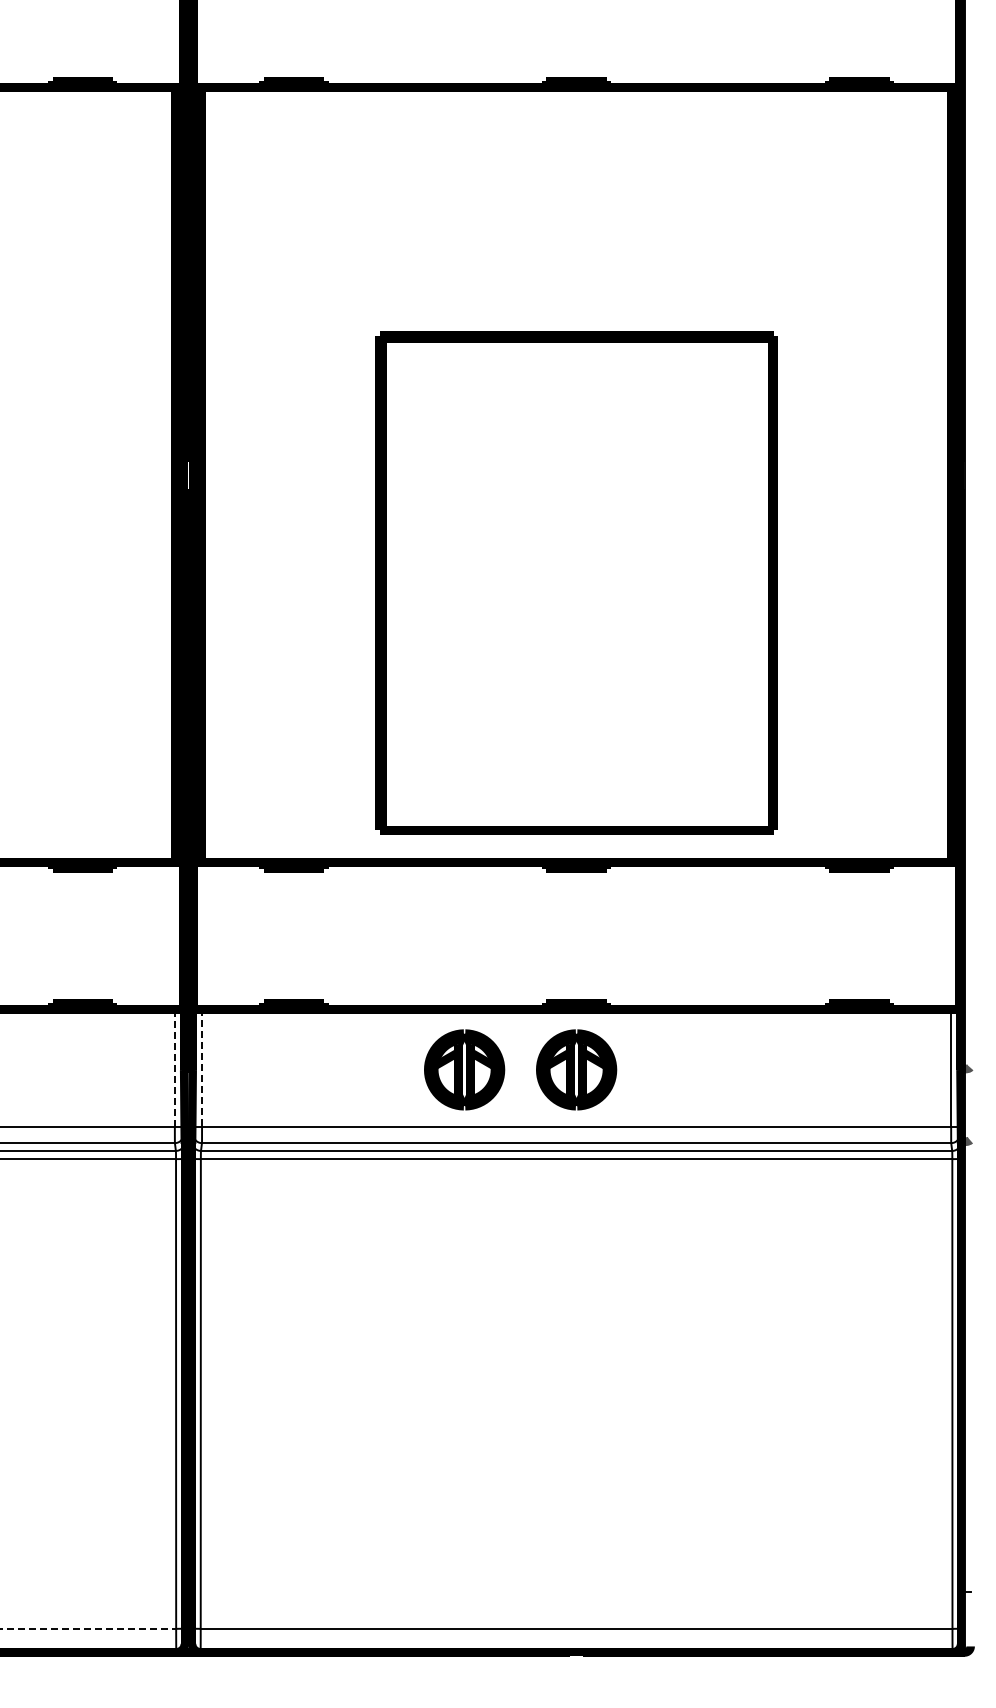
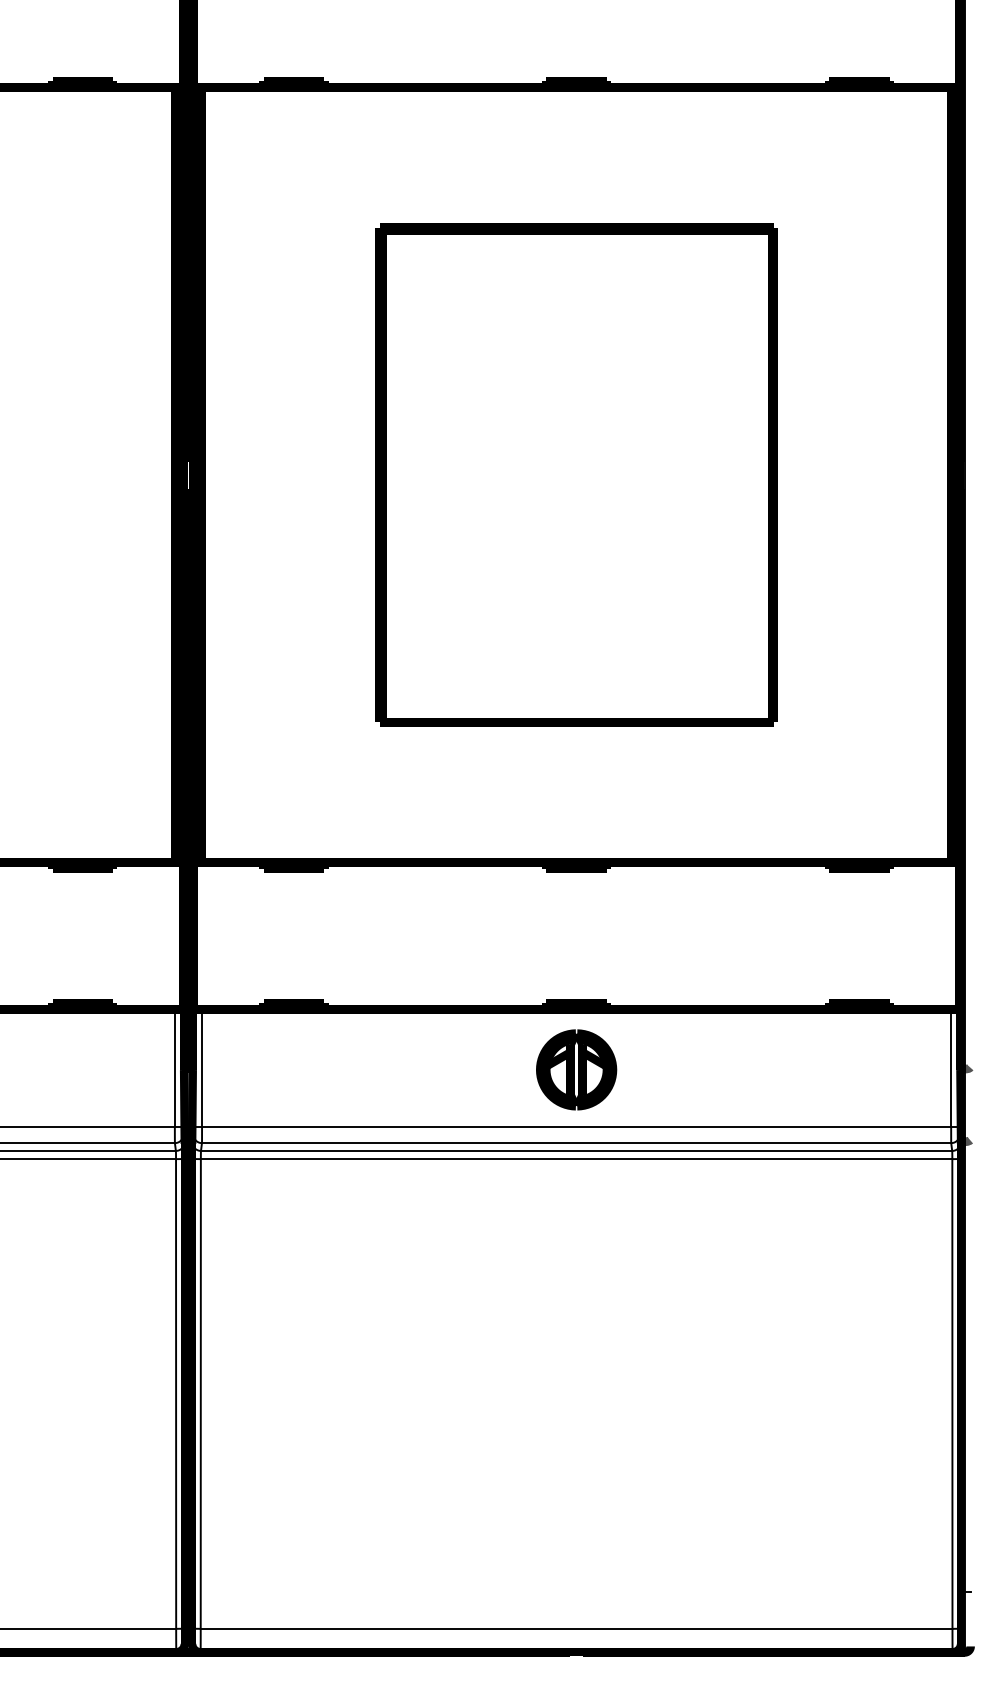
part position: (576, 582) -> (576, 474) (576, 474)
line: dashed -> solid (174, 1067)
line: dashed -> solid (202, 1068)
part: present -> none (464, 1069)
line: dashed -> solid (88, 1628)
